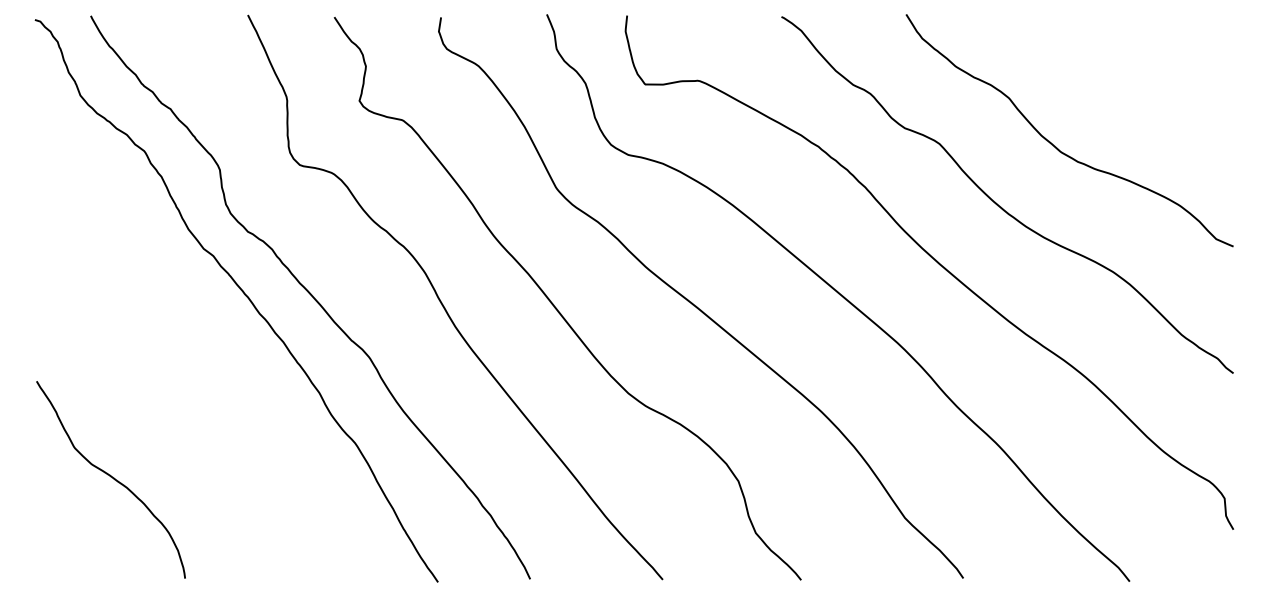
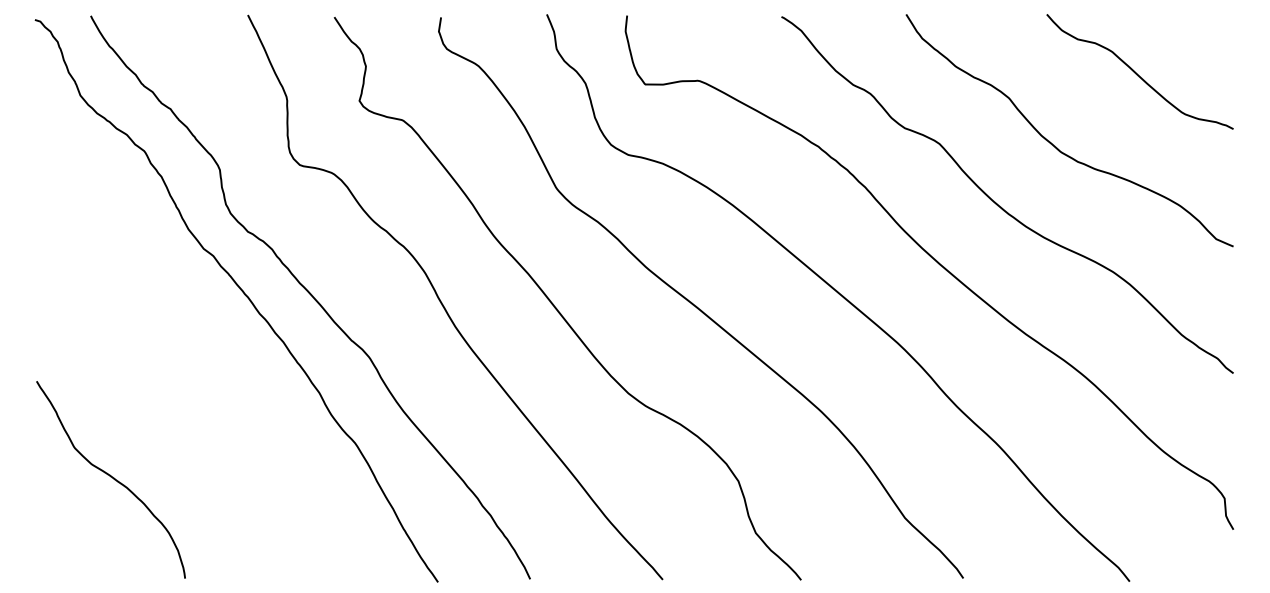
curve: none -> present (1137, 73)
